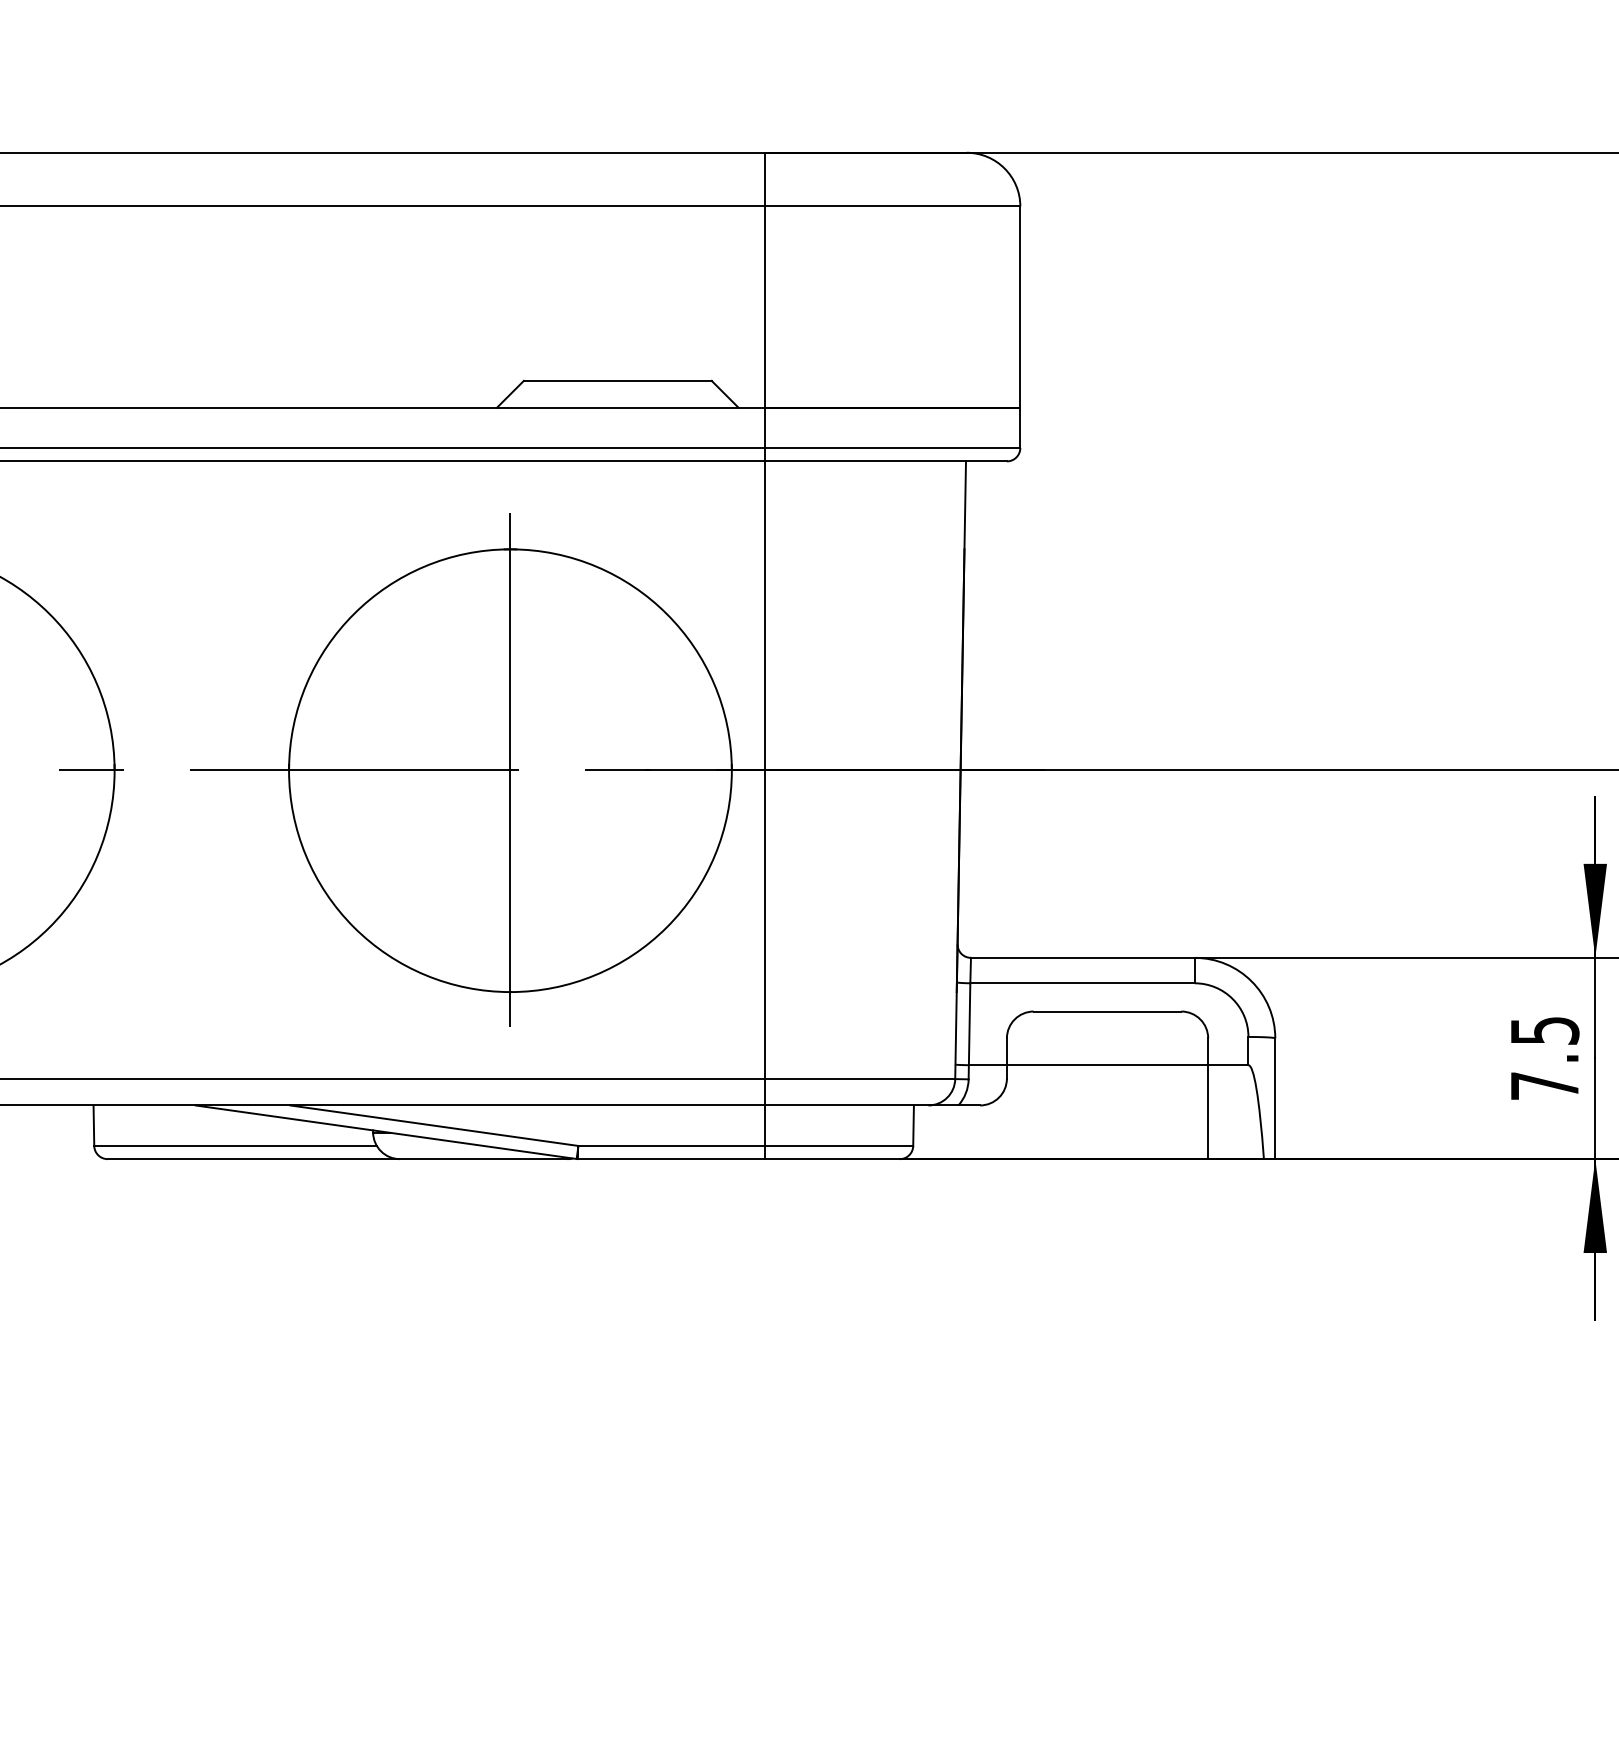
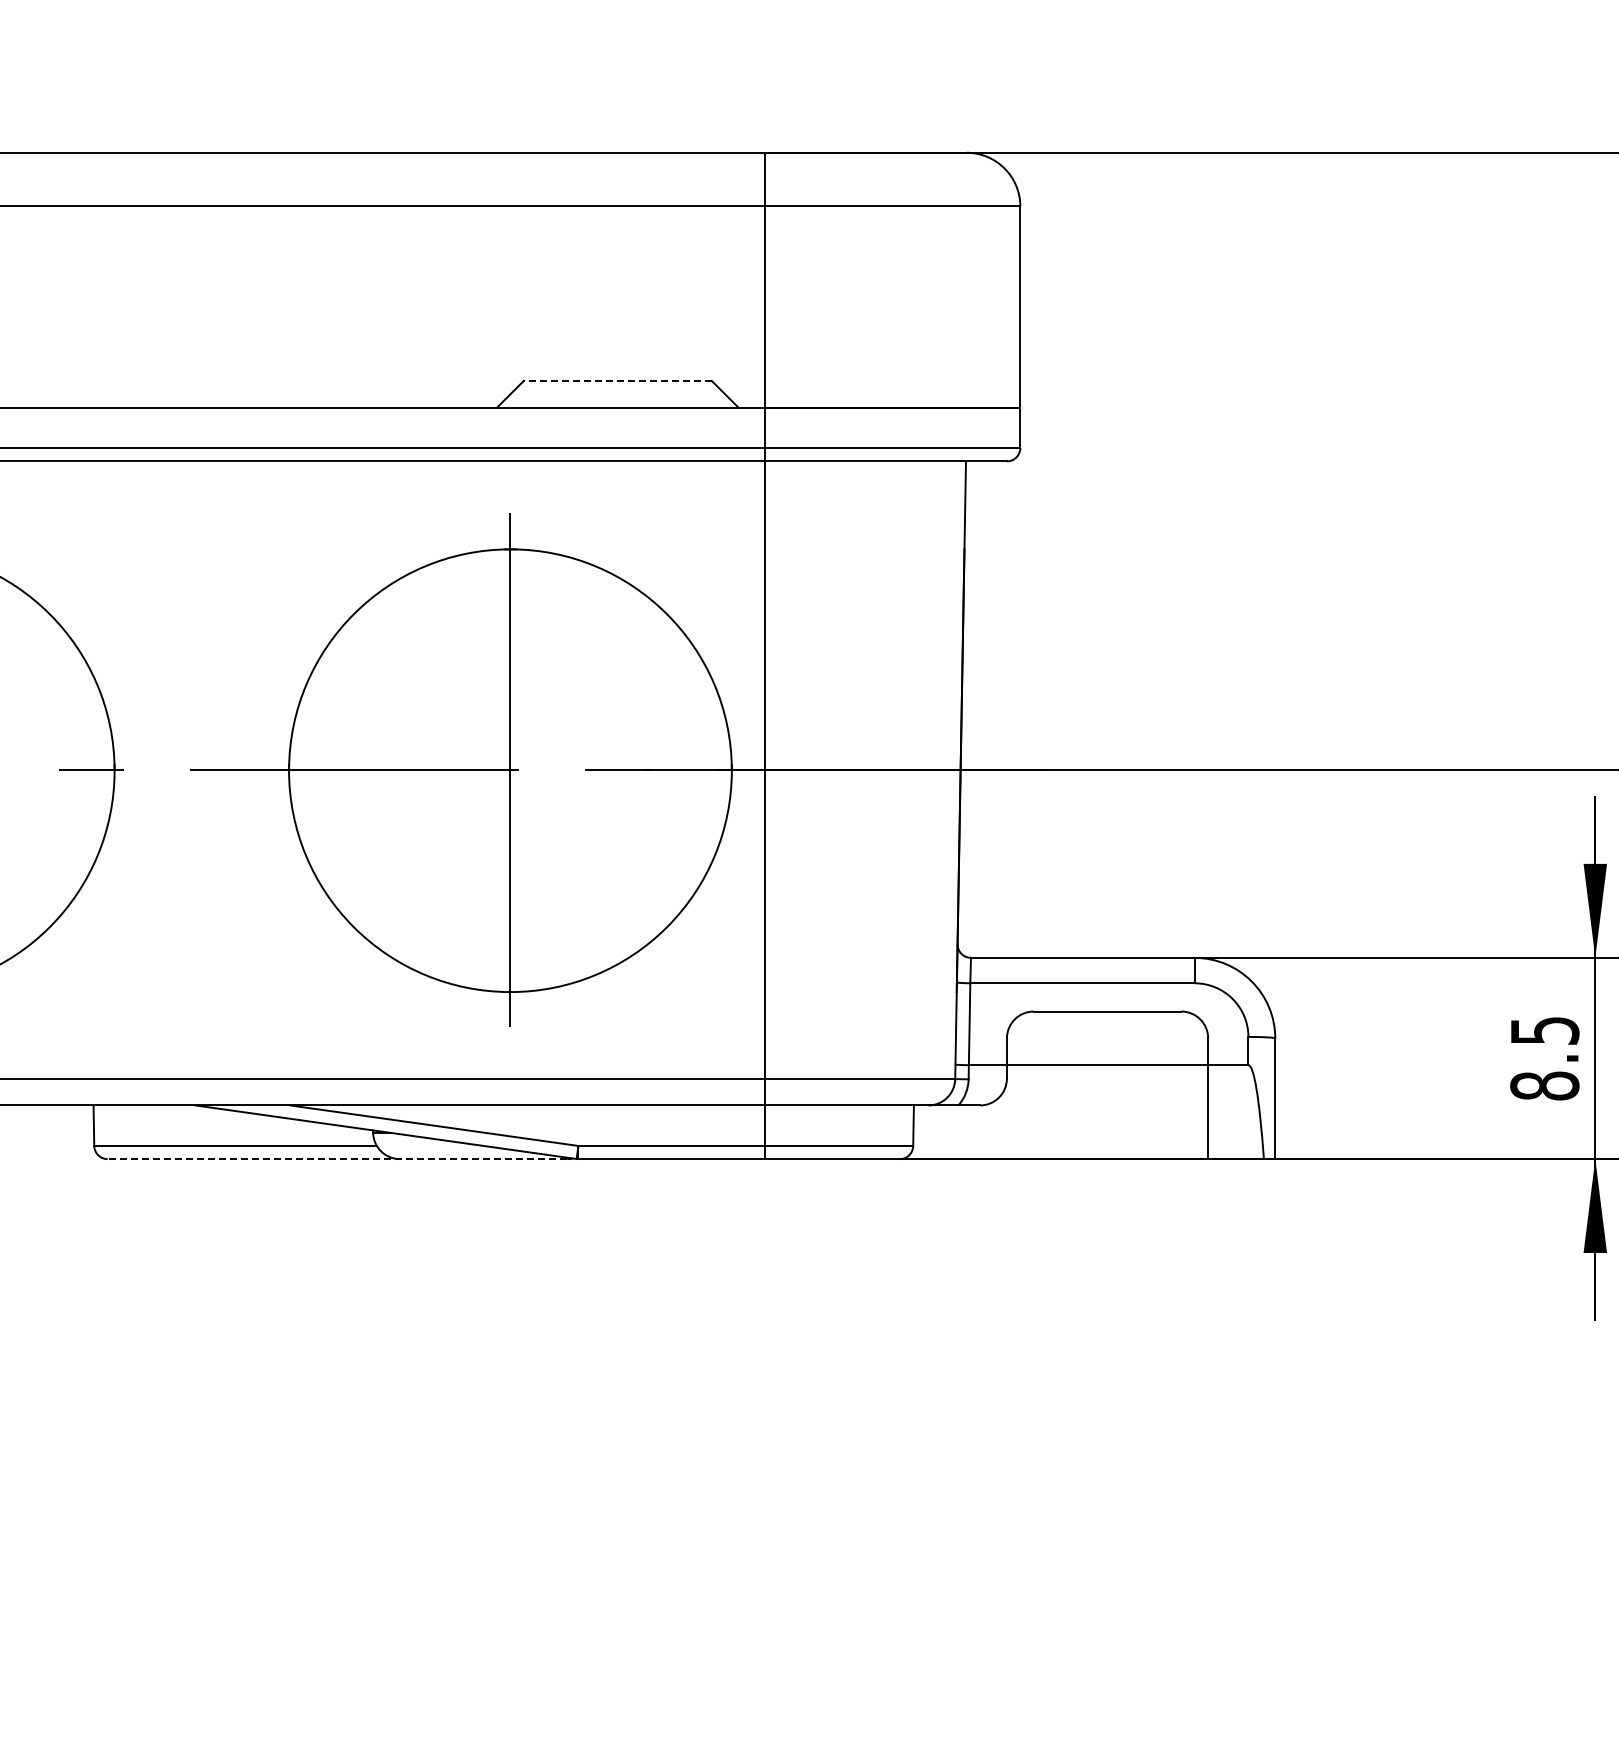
line: solid -> dashed (617, 380)
text: 7.5 -> 8.5 (1544, 1085)
line: solid -> dashed (337, 1159)
